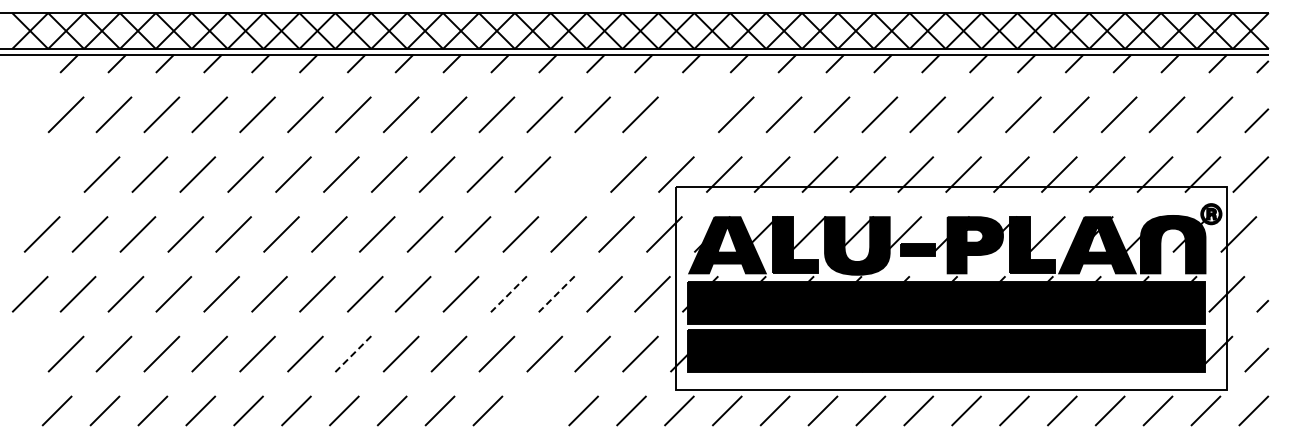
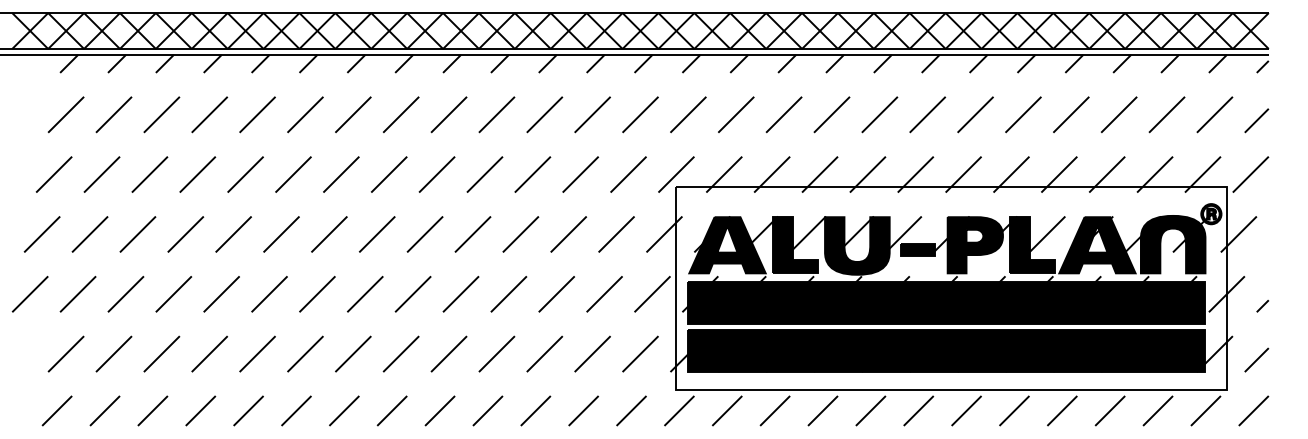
line: none -> present (688, 114)
line: none -> present (53, 174)
line: none -> present (580, 174)
line: dashed -> solid (508, 294)
line: dashed -> solid (556, 294)
line: dashed -> solid (352, 354)
line: none -> present (535, 410)
